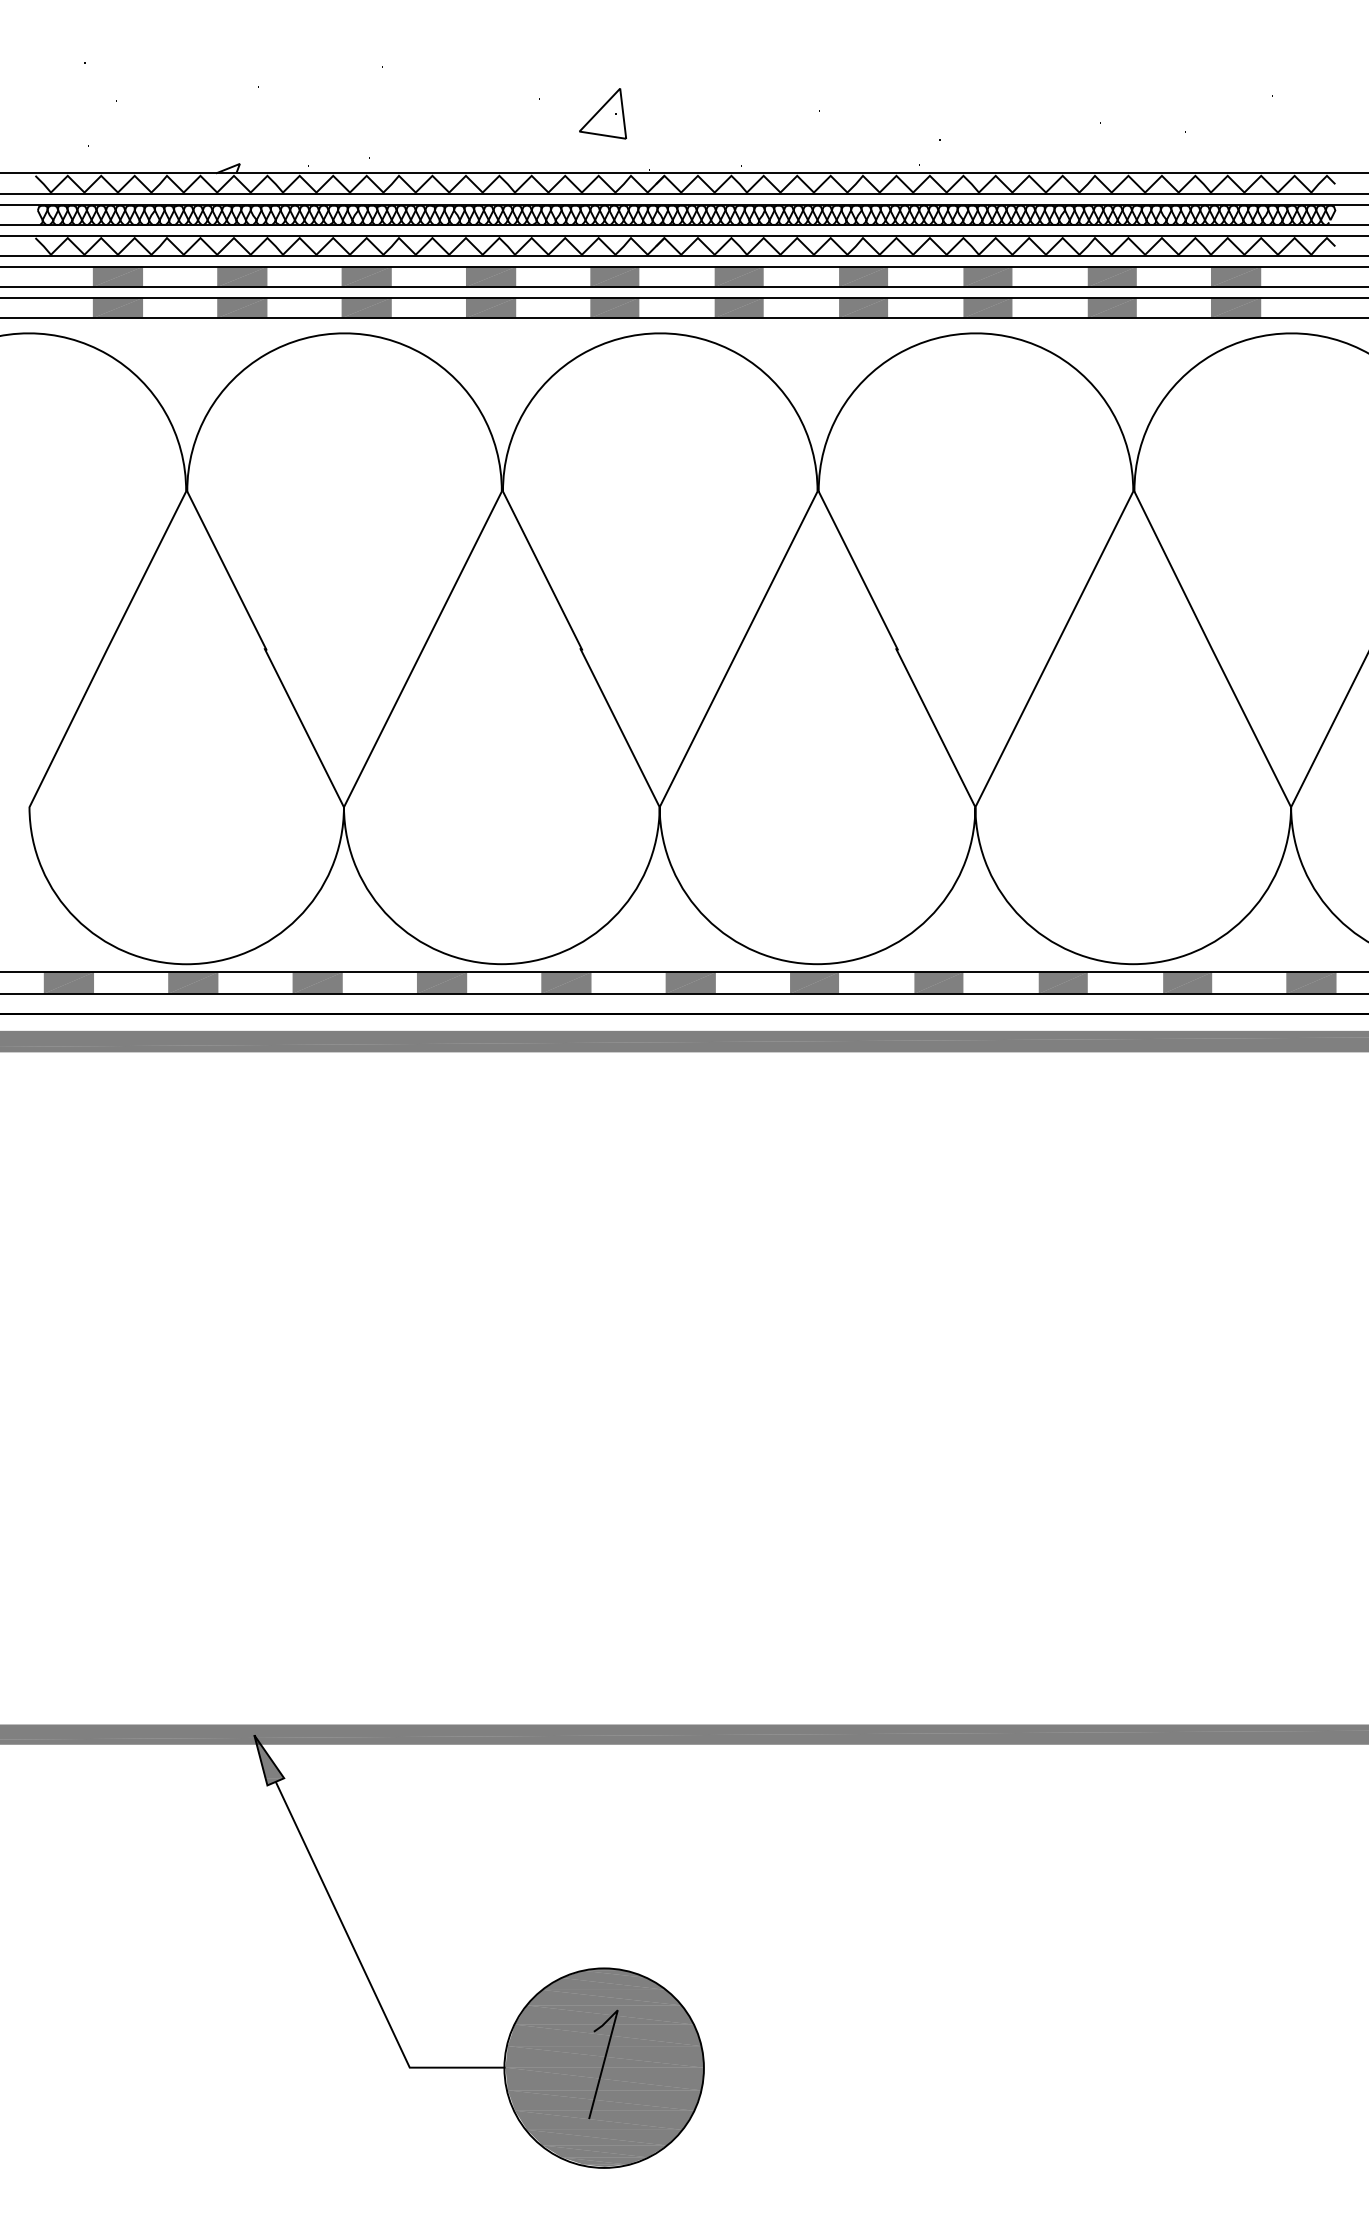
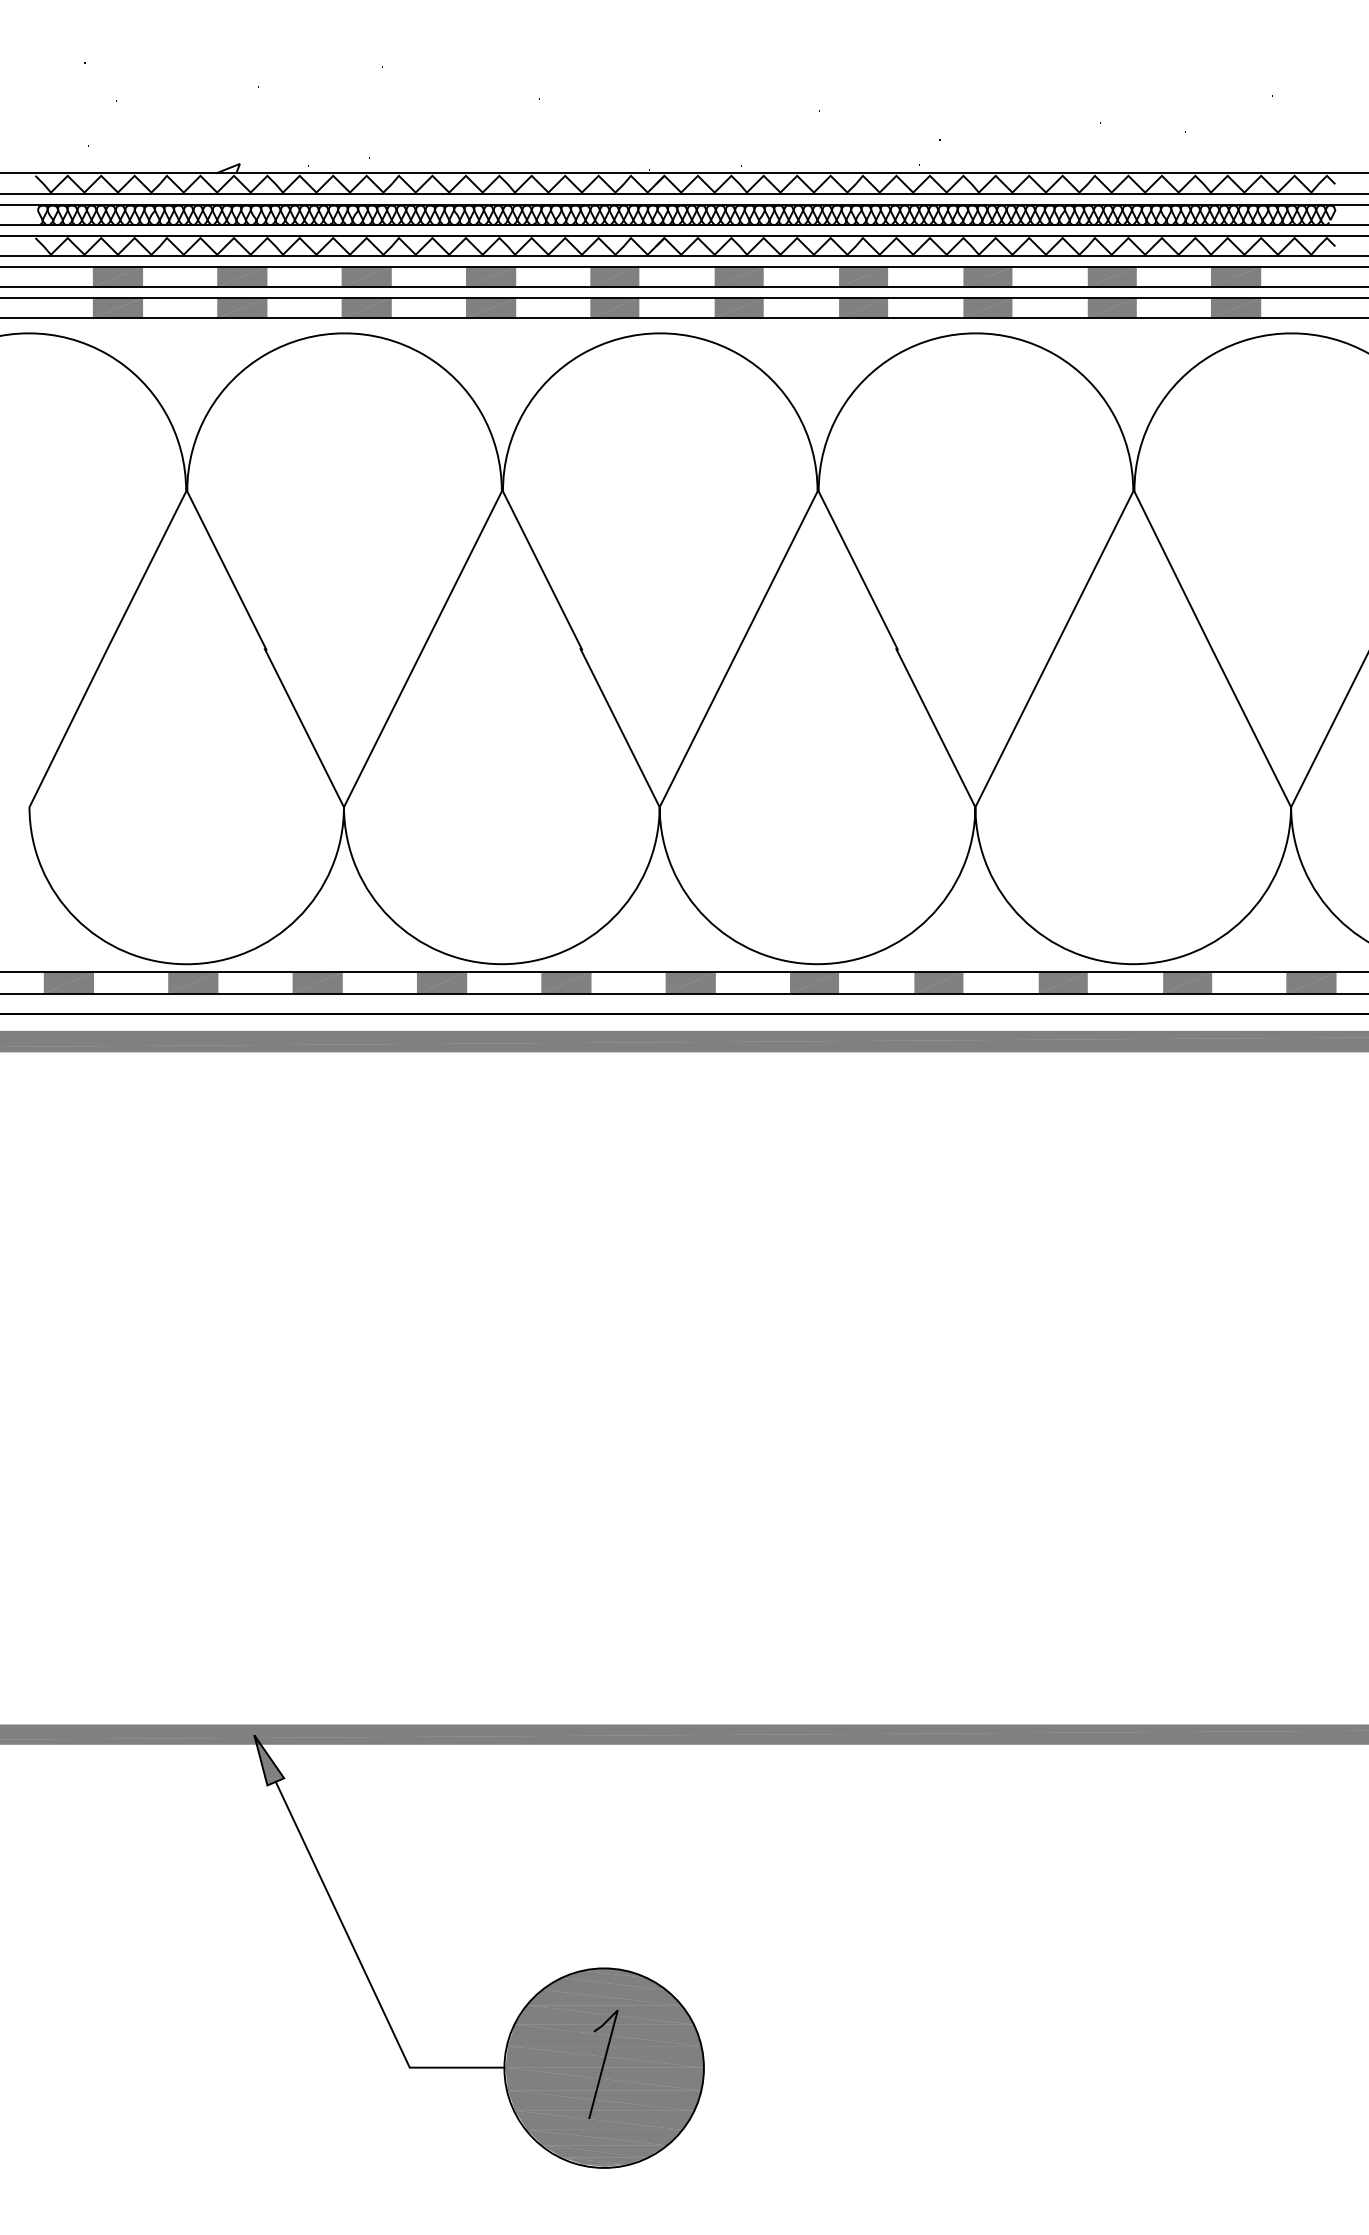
part: present -> none (602, 113)
